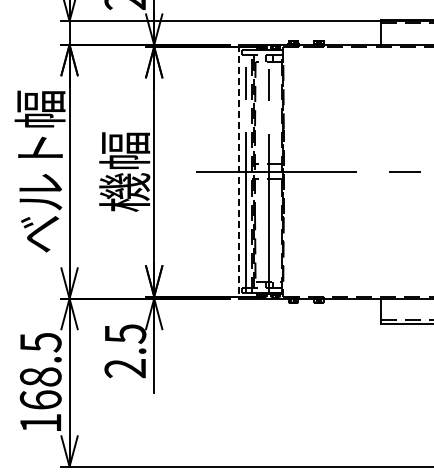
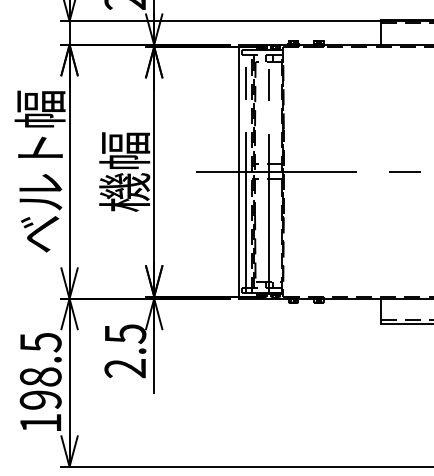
line: dashed -> solid (239, 171)
text: 168.5 -> 198.5 (40, 399)
